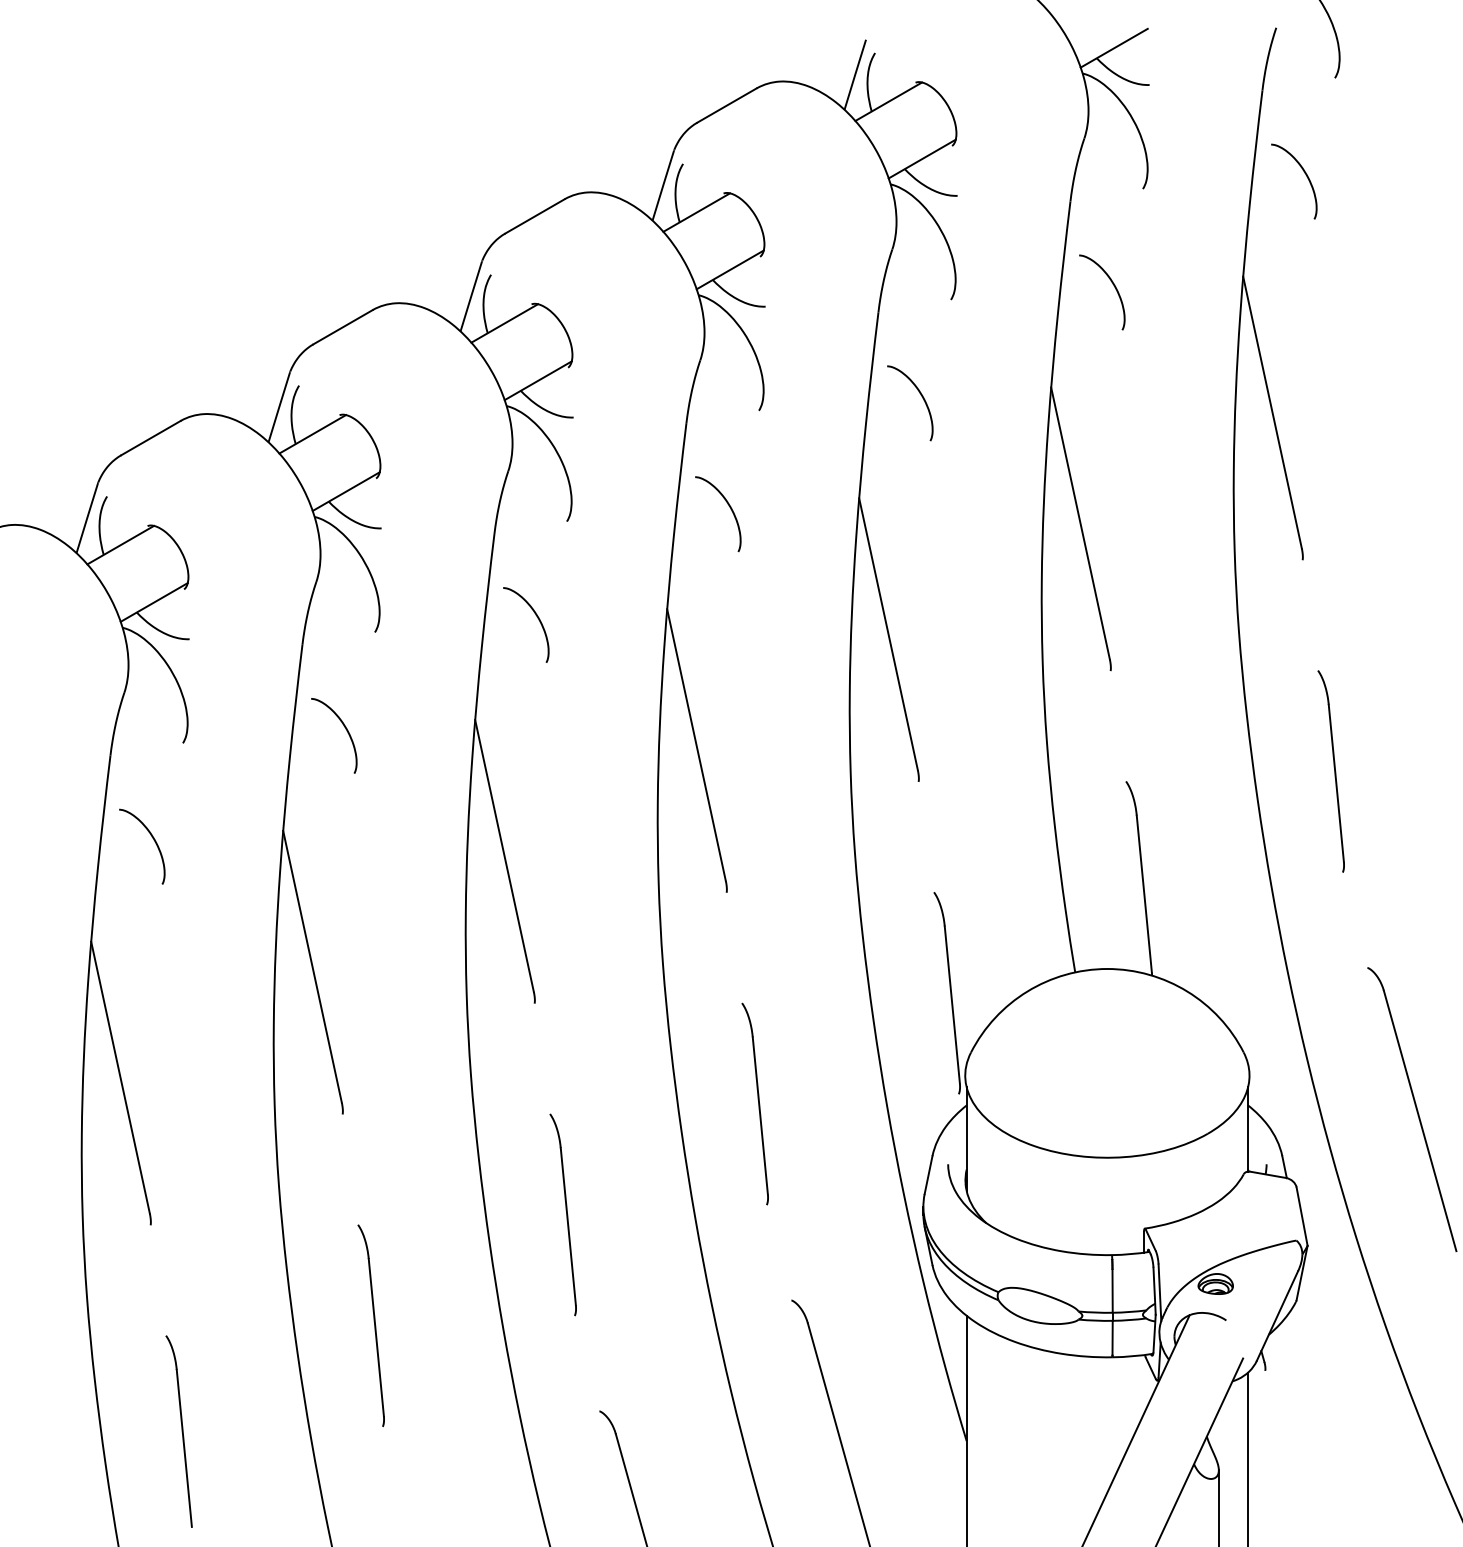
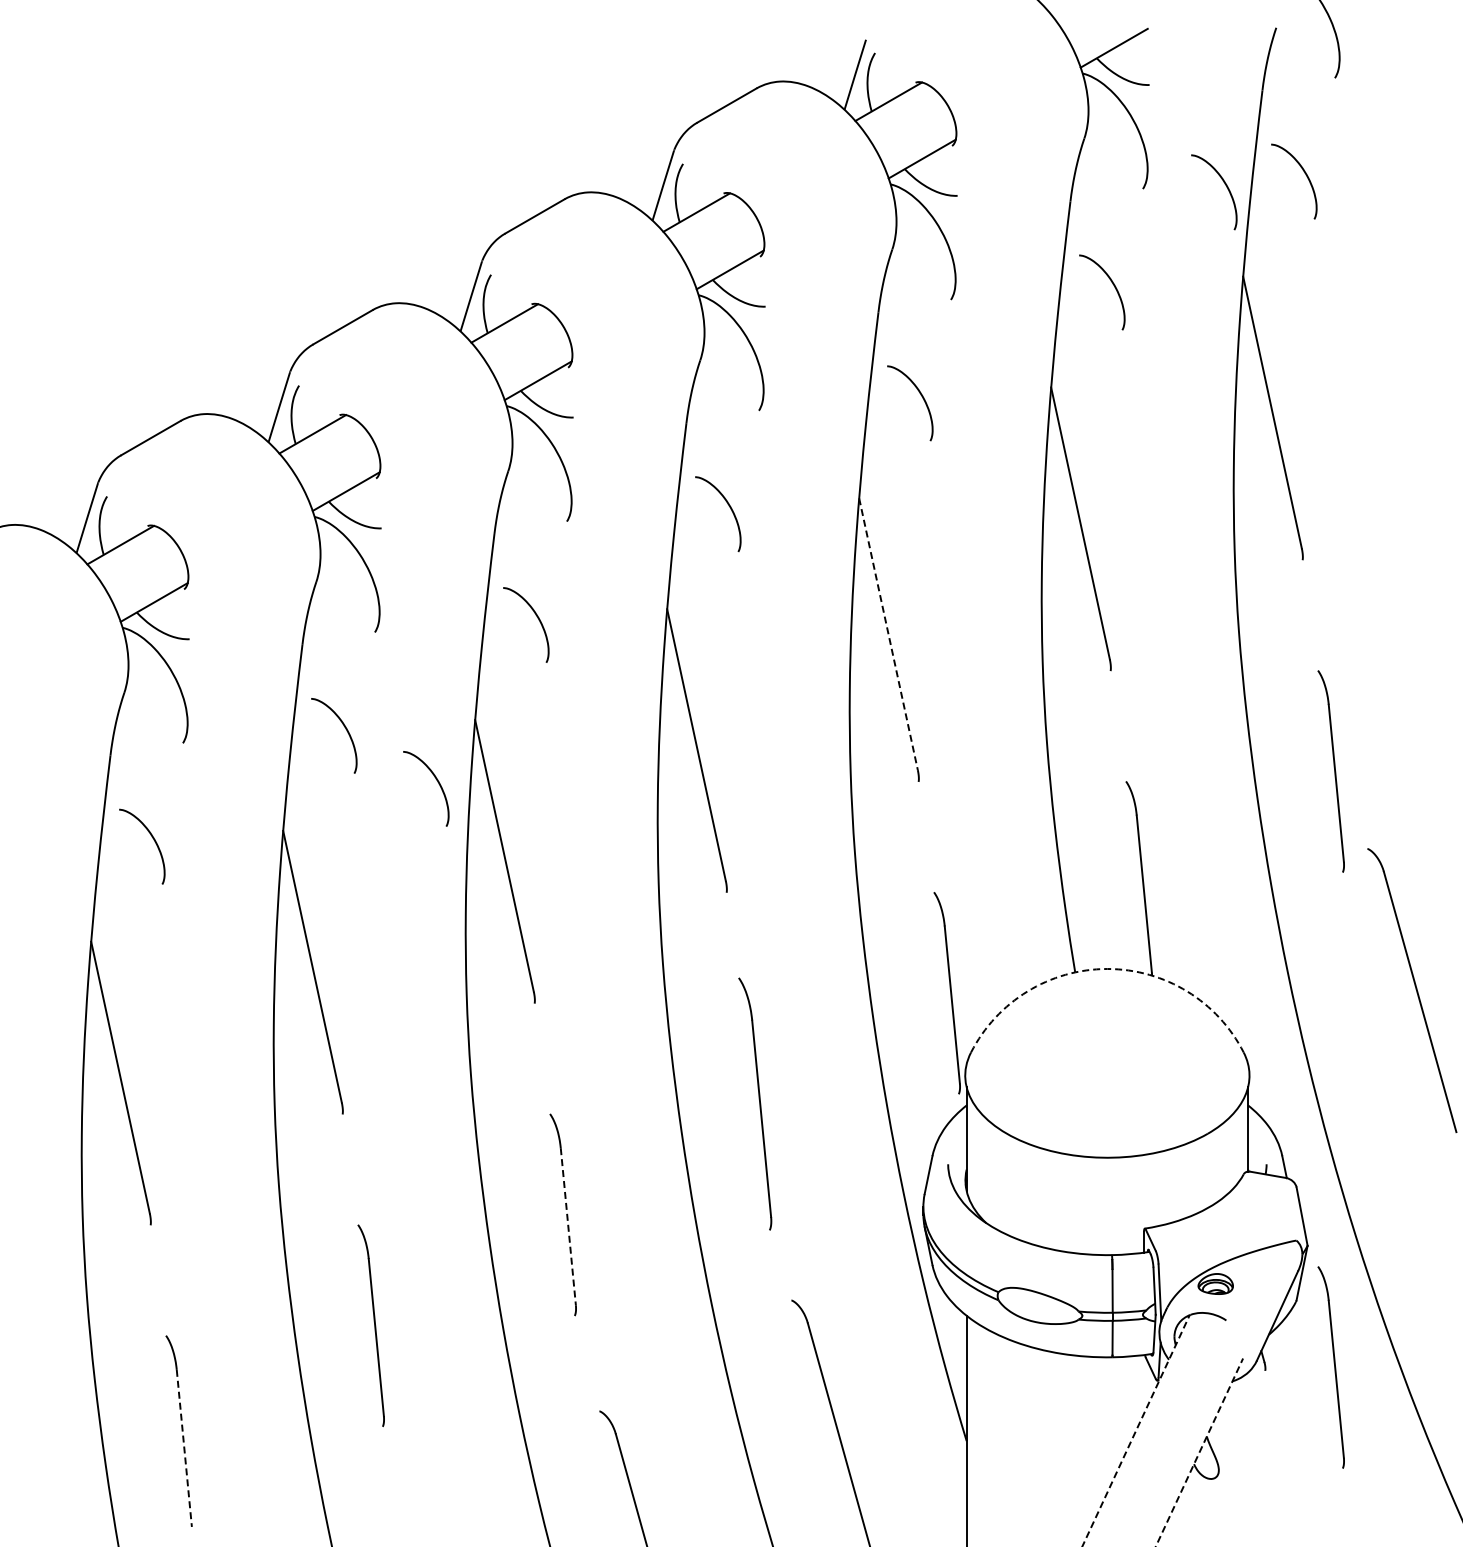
curve: none -> present (1224, 184)
line: solid -> dashed (888, 634)
curve: none -> present (437, 782)
arc: solid -> dashed (1107, 968)
part size: 28x204 px -> 35x254 px (755, 1103)
part position: (1412, 1109) -> (1412, 990) (1412, 990)
line: solid -> dashed (568, 1226)
part: none -> present (1330, 1367)
line: solid -> dashed (1136, 1430)
line: solid -> dashed (184, 1448)
line: solid -> dashed (1199, 1451)
line: present -> none (1248, 1457)
line: present -> none (1218, 1506)
